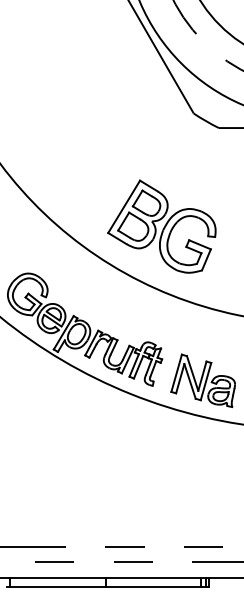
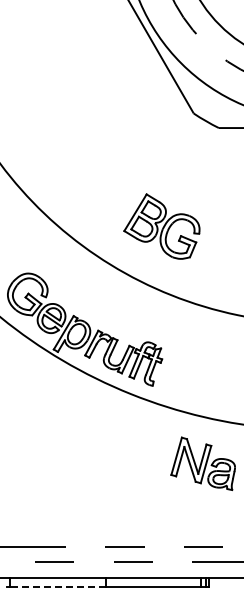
part size: 110x95 px -> 78x67 px (161, 226)
part position: (202, 380) -> (202, 463) (202, 463)
line: solid -> dashed (57, 586)
